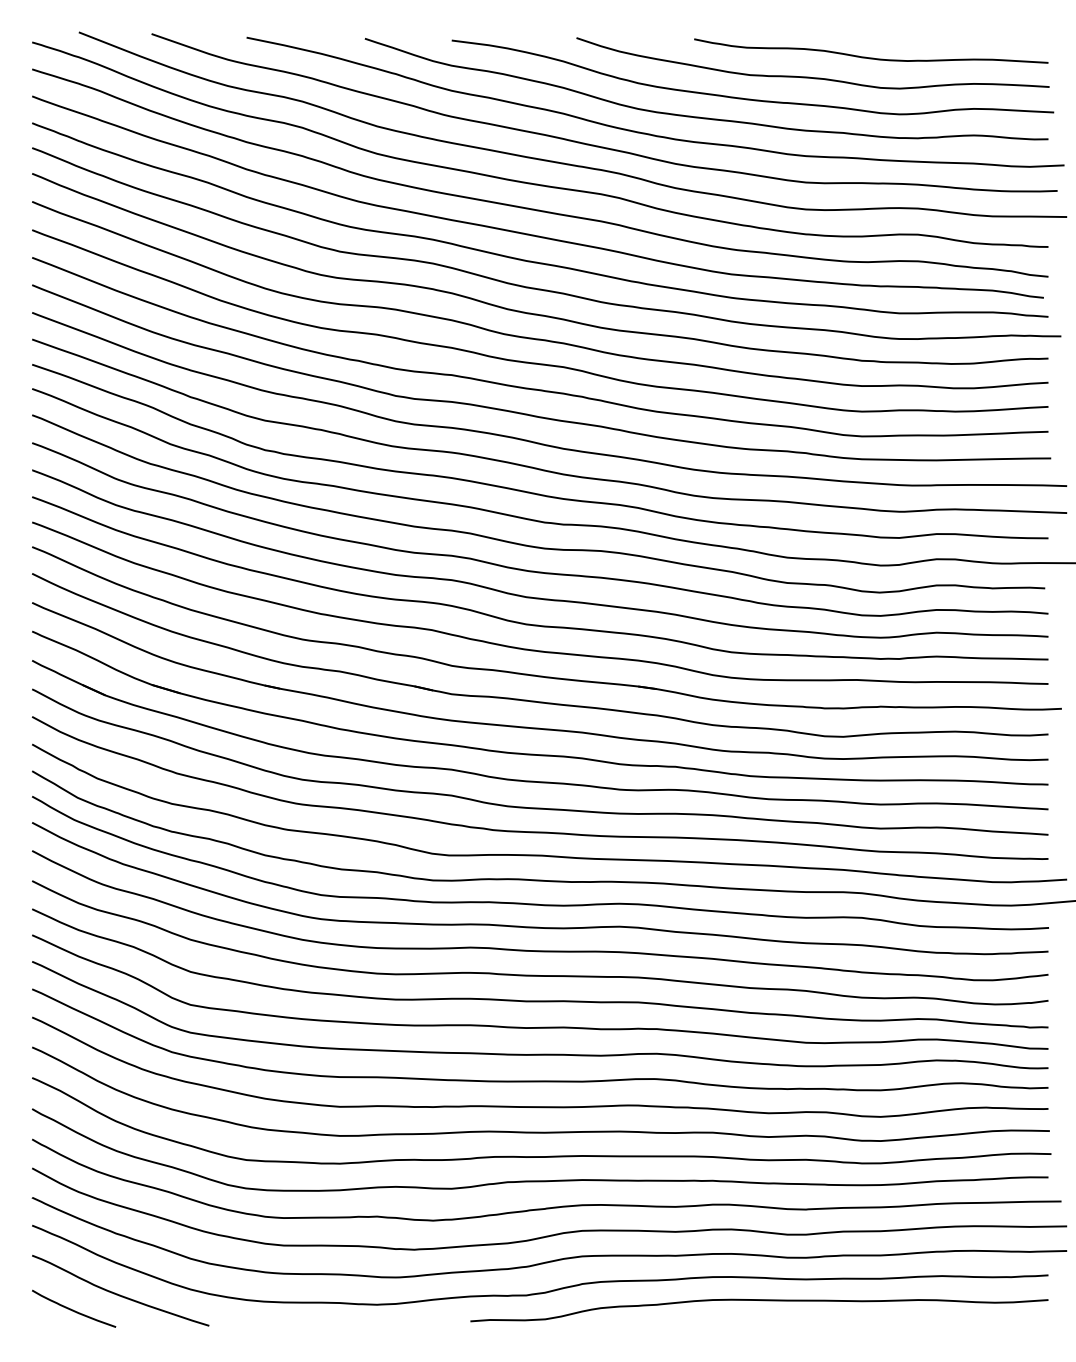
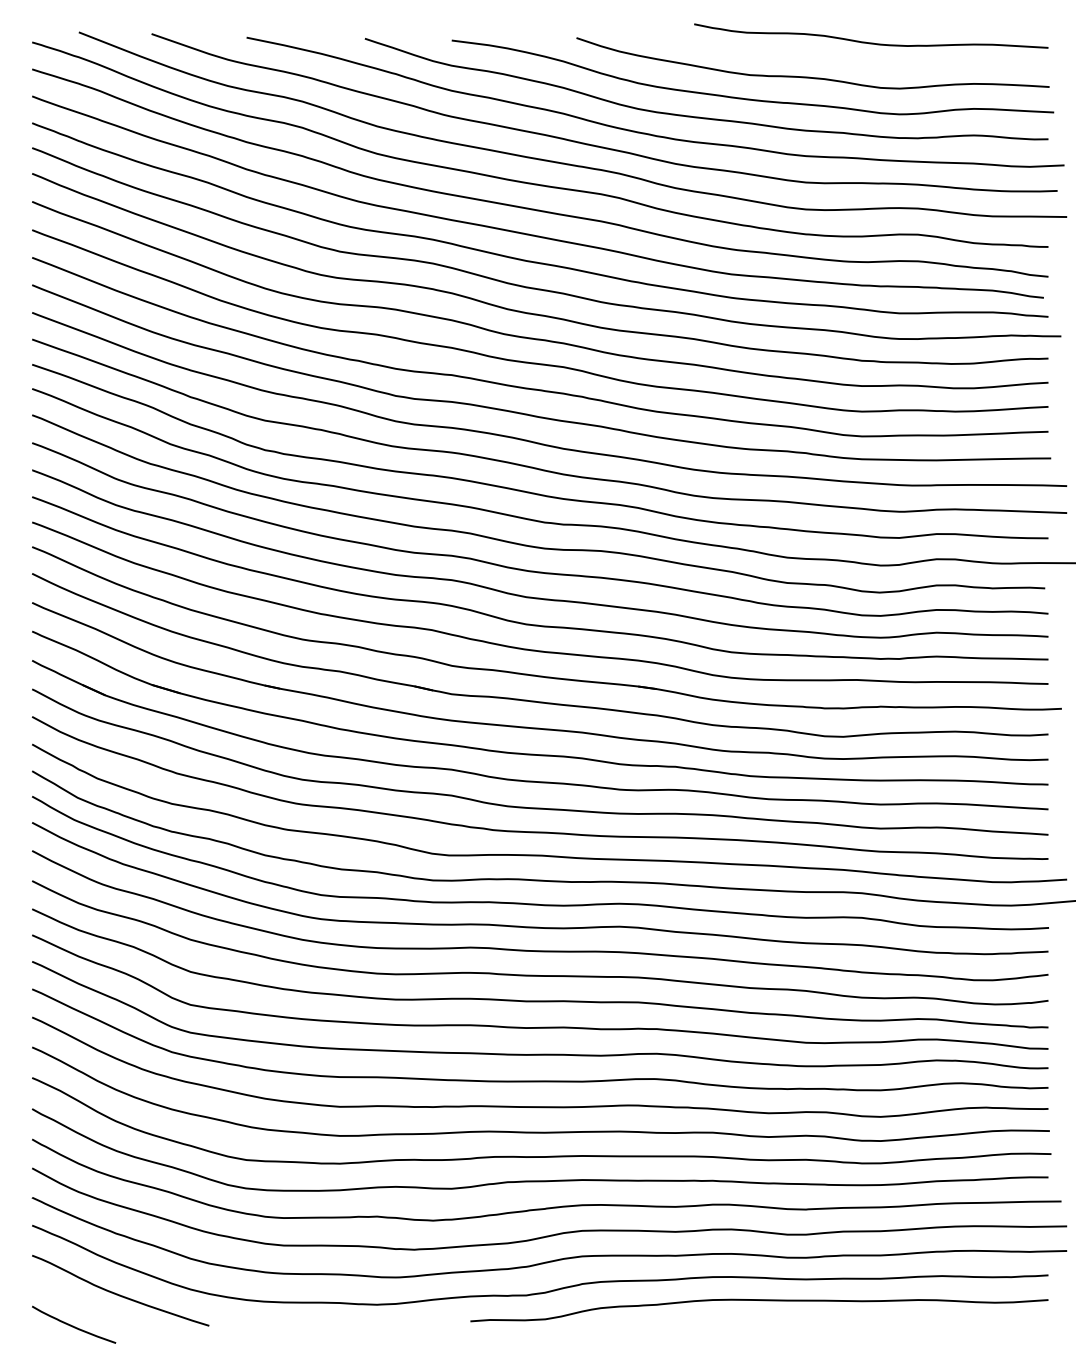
curve position: (871, 57) -> (871, 42) (871, 42)
curve position: (73, 1309) -> (73, 1325) (73, 1325)
